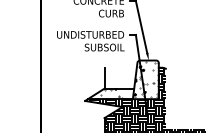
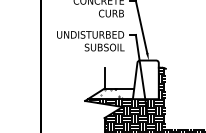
hatch: present -> none (145, 79)
